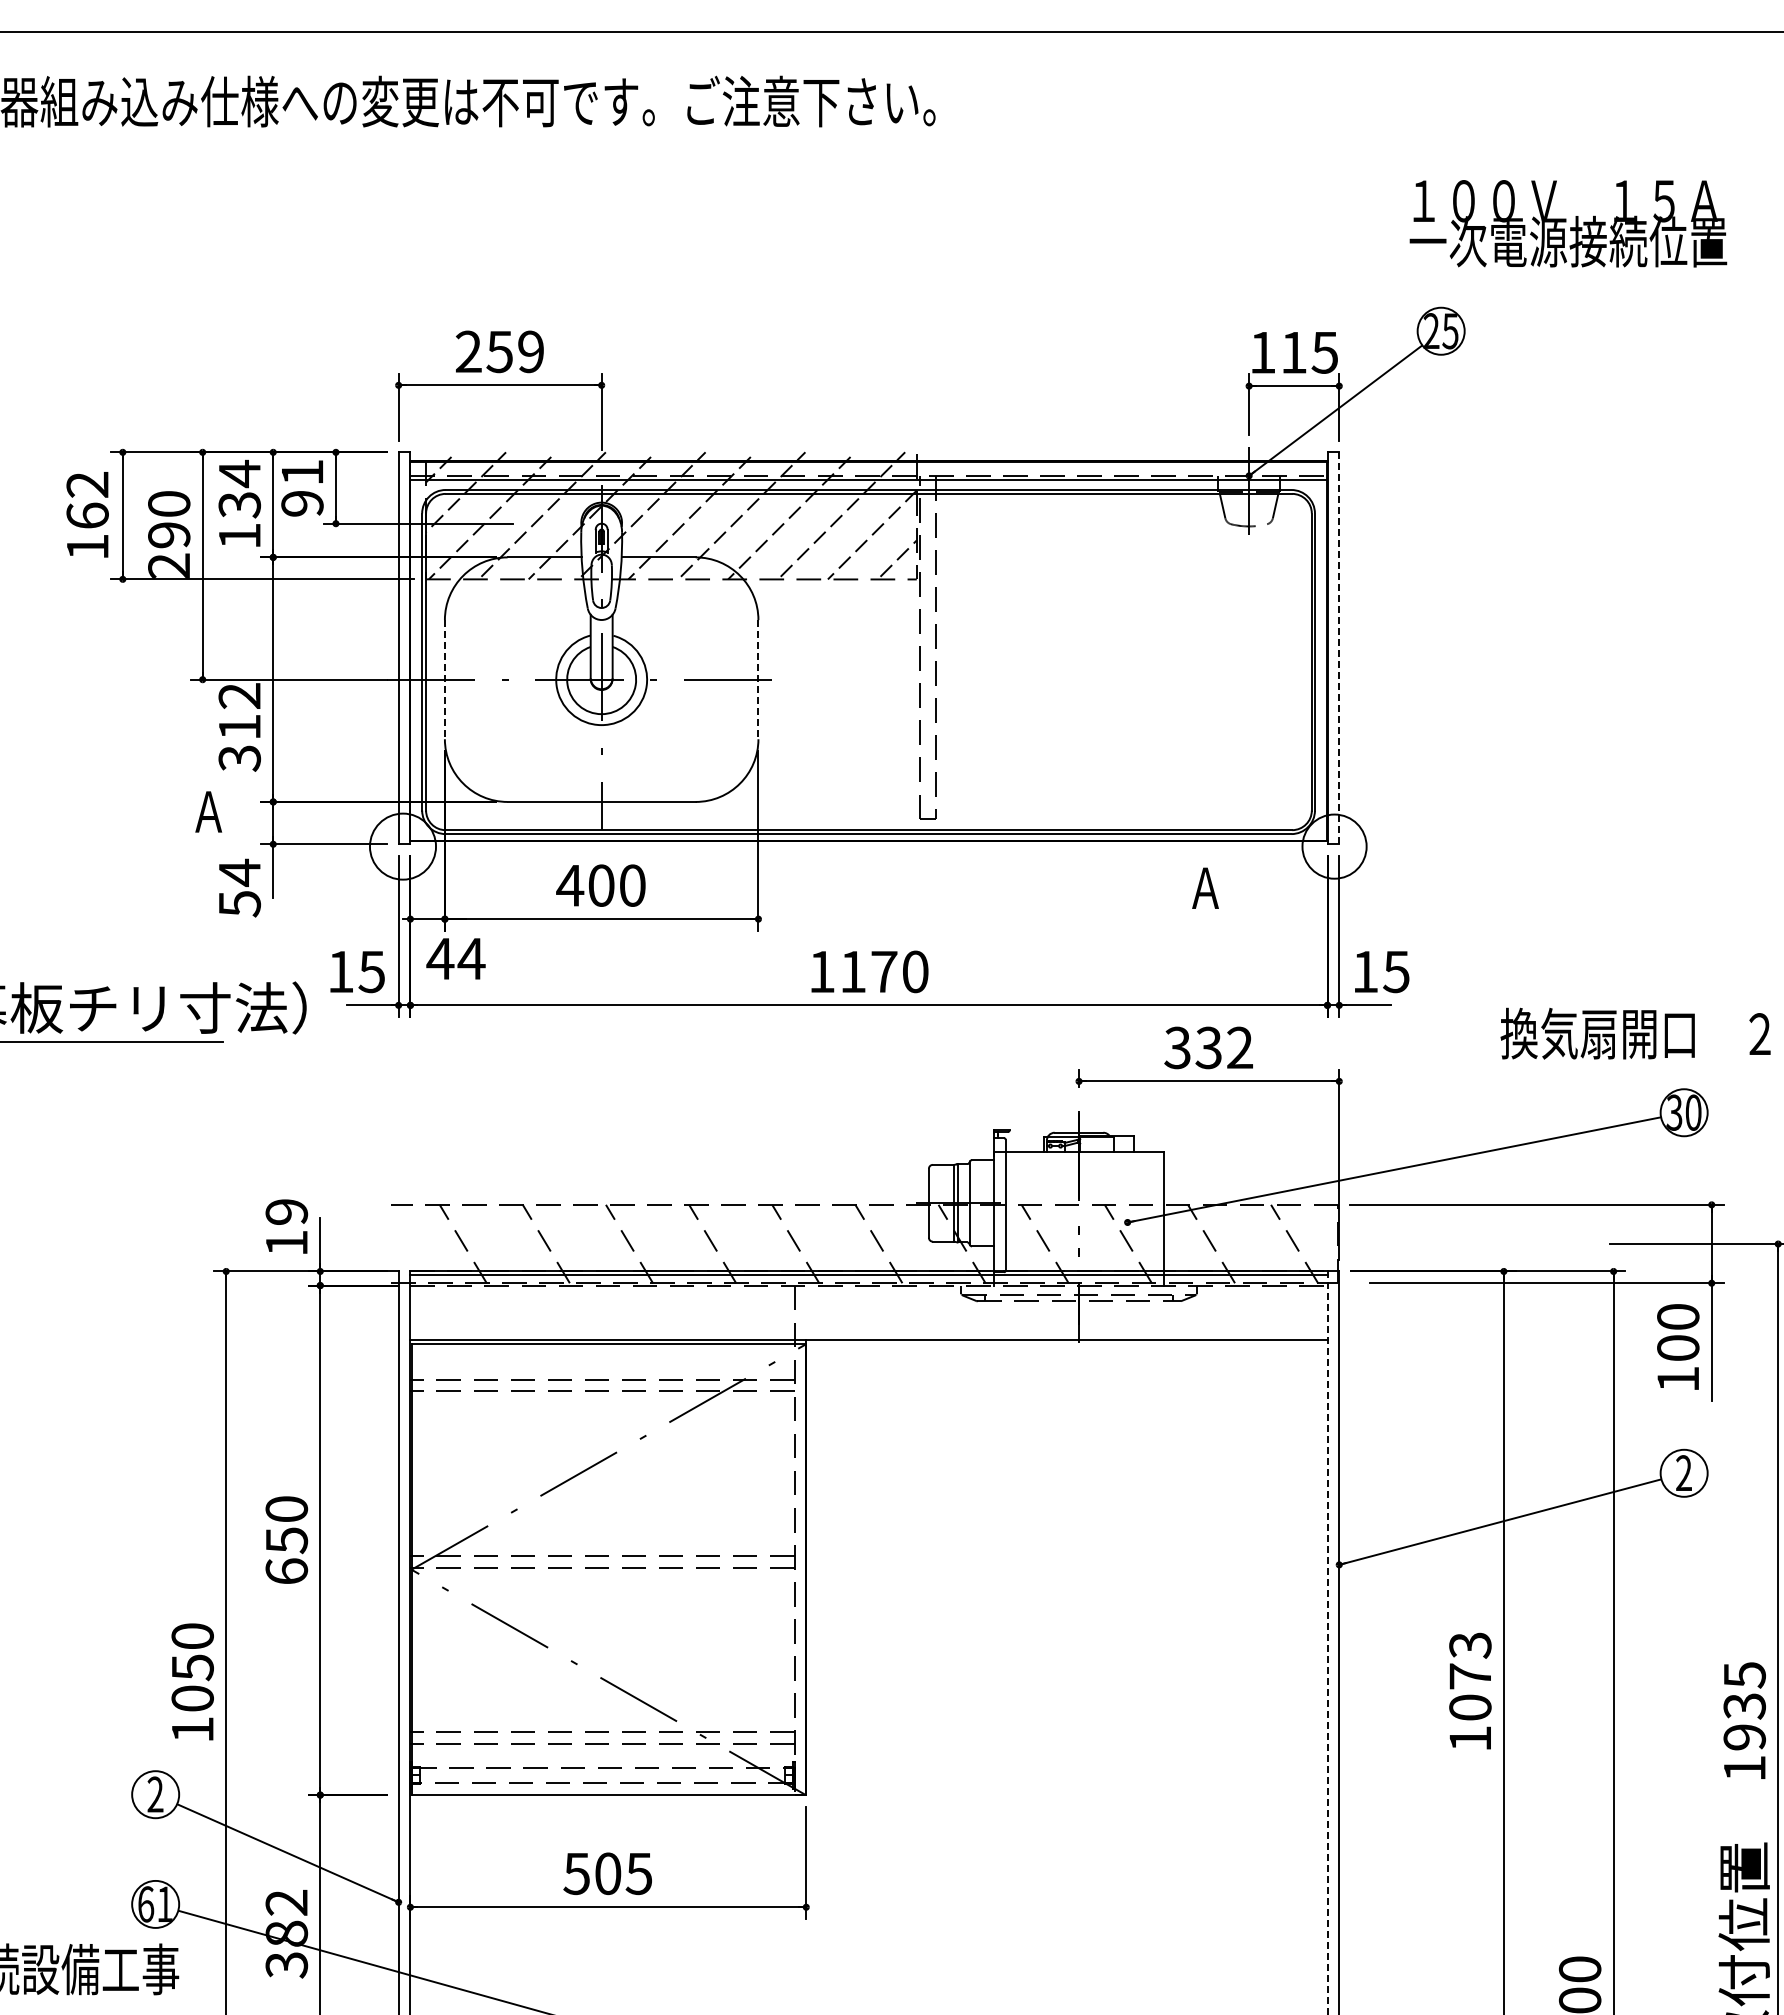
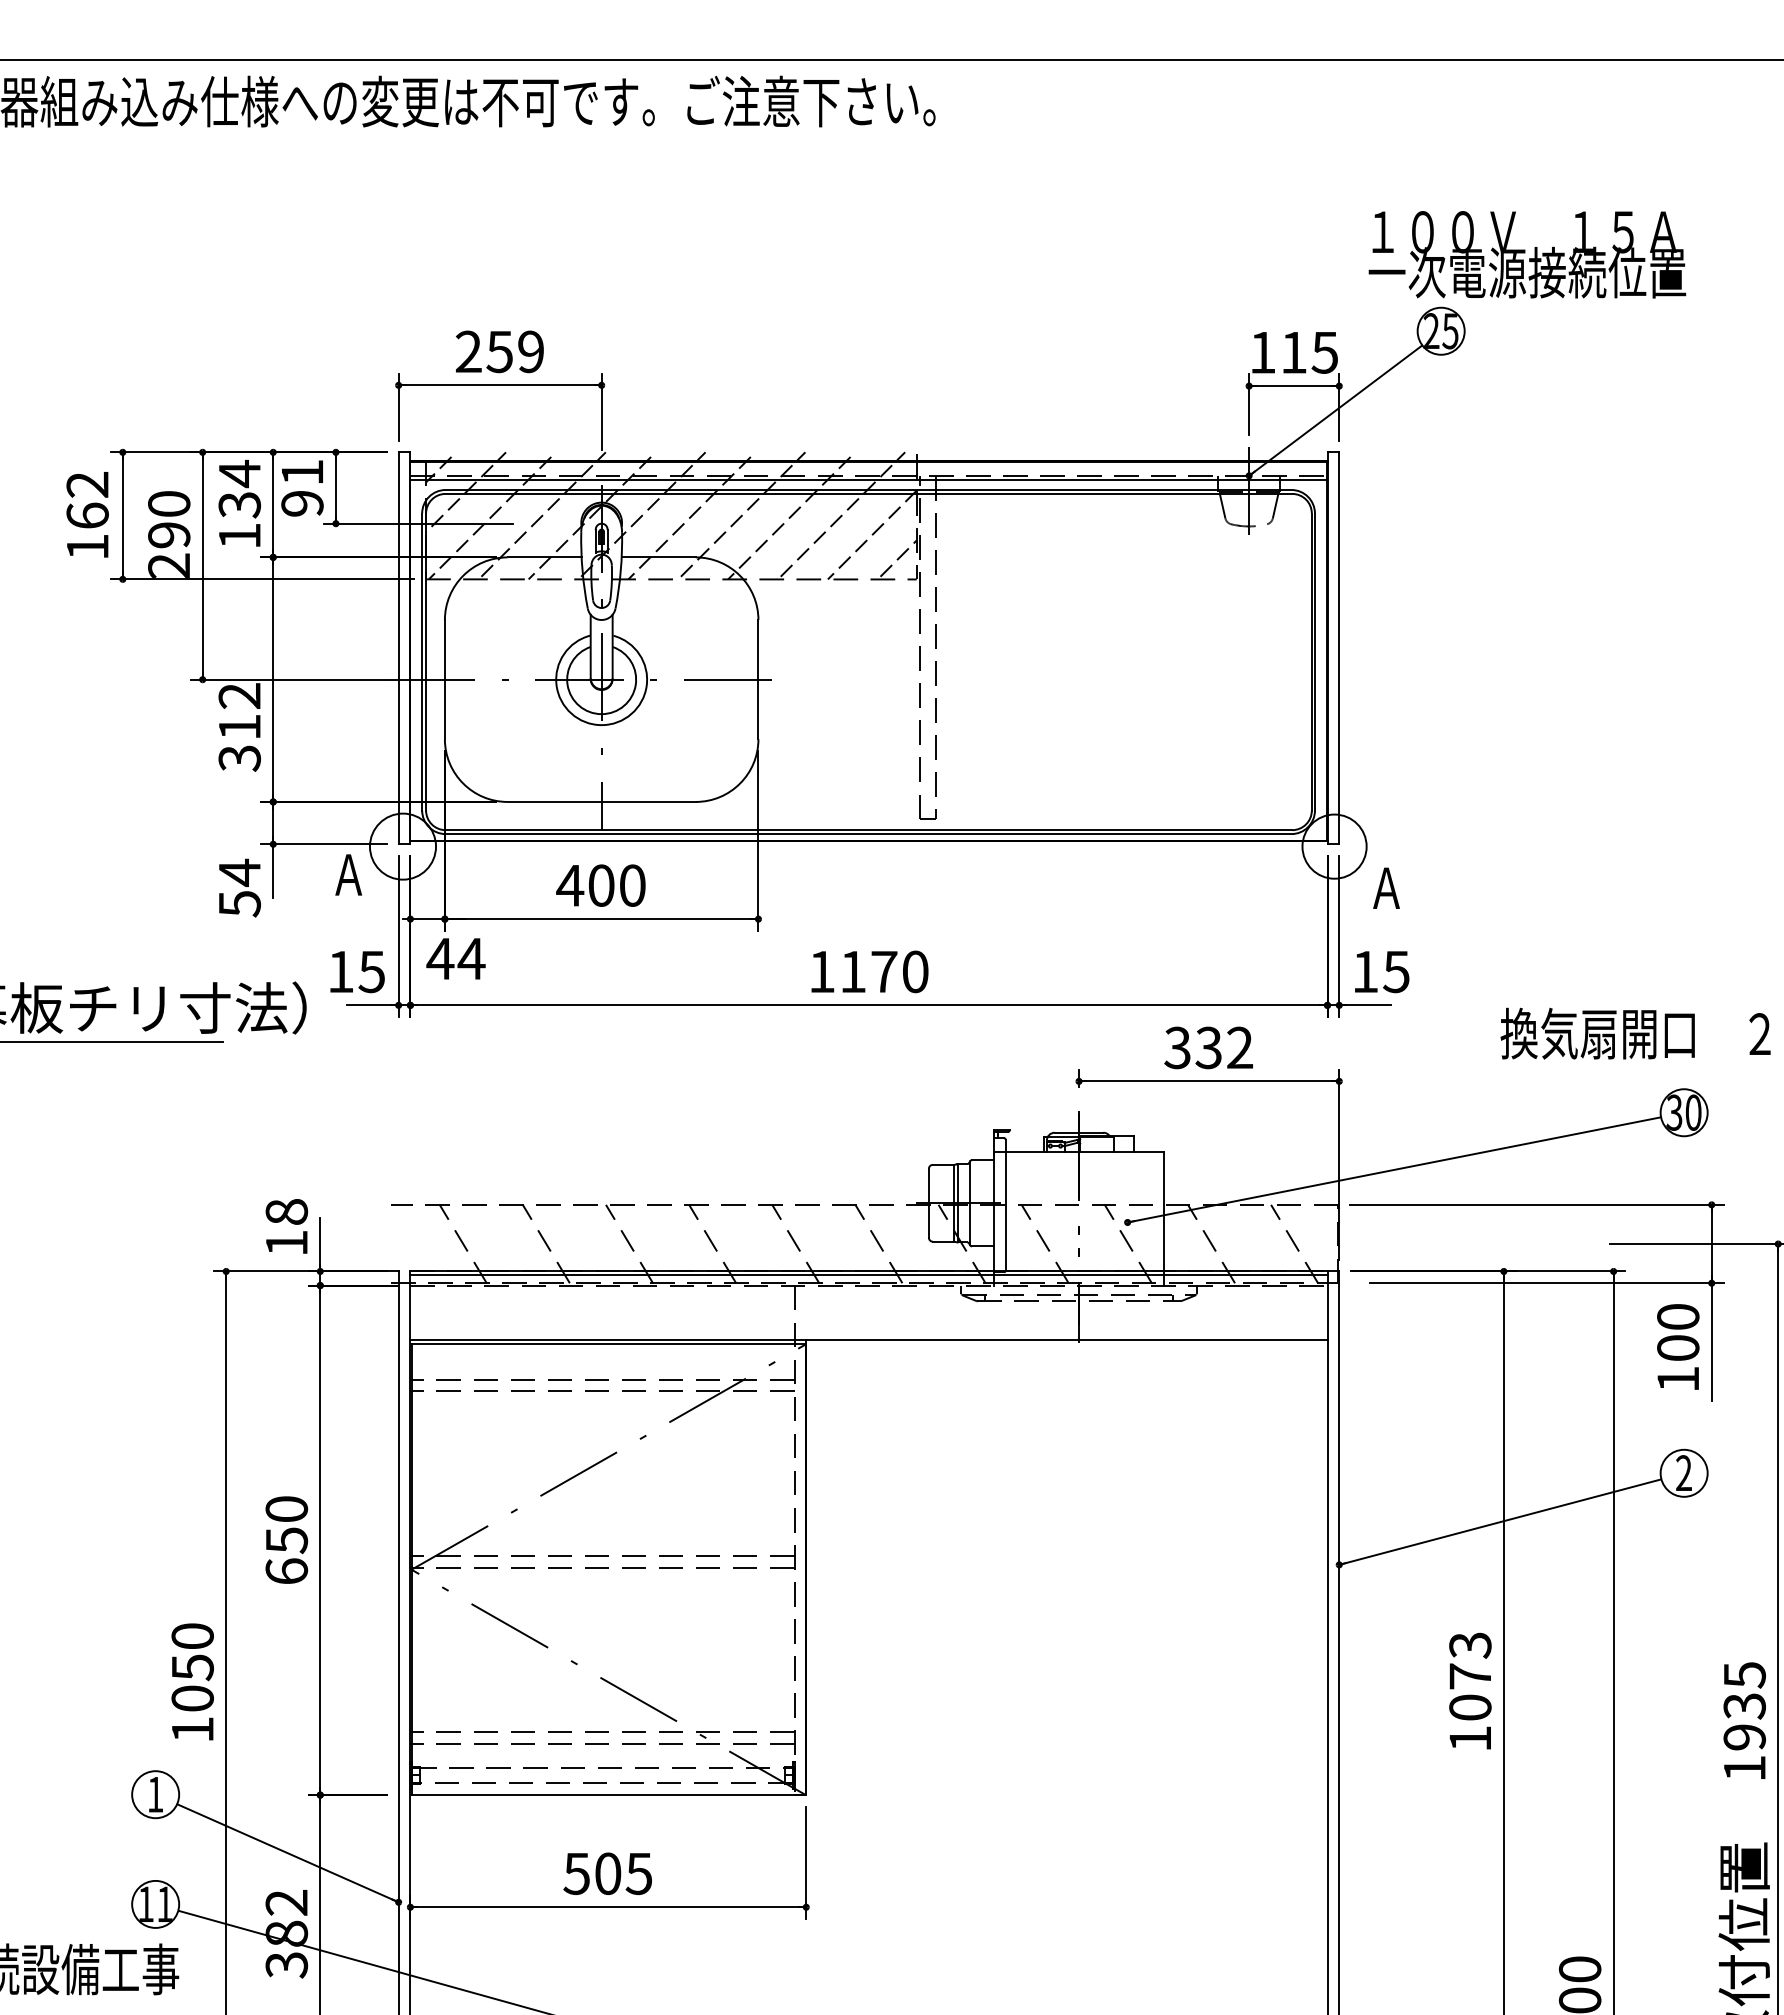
line position: (891, 32) -> (891, 60) (891, 60)
text position: (1568, 223) -> (1527, 254) (1527, 254)
line: dashed -> solid (1339, 648)
line: dashed -> solid (444, 679)
line: dashed -> solid (758, 679)
text position: (208, 811) -> (348, 874) (348, 874)
text position: (1205, 887) -> (1386, 887) (1386, 887)
text: 19 -> 18 (286, 1211)
line: dashed -> solid (1327, 1642)
text: 2 -> 1 (155, 1794)
text: 61 -> 11 (146, 1904)
